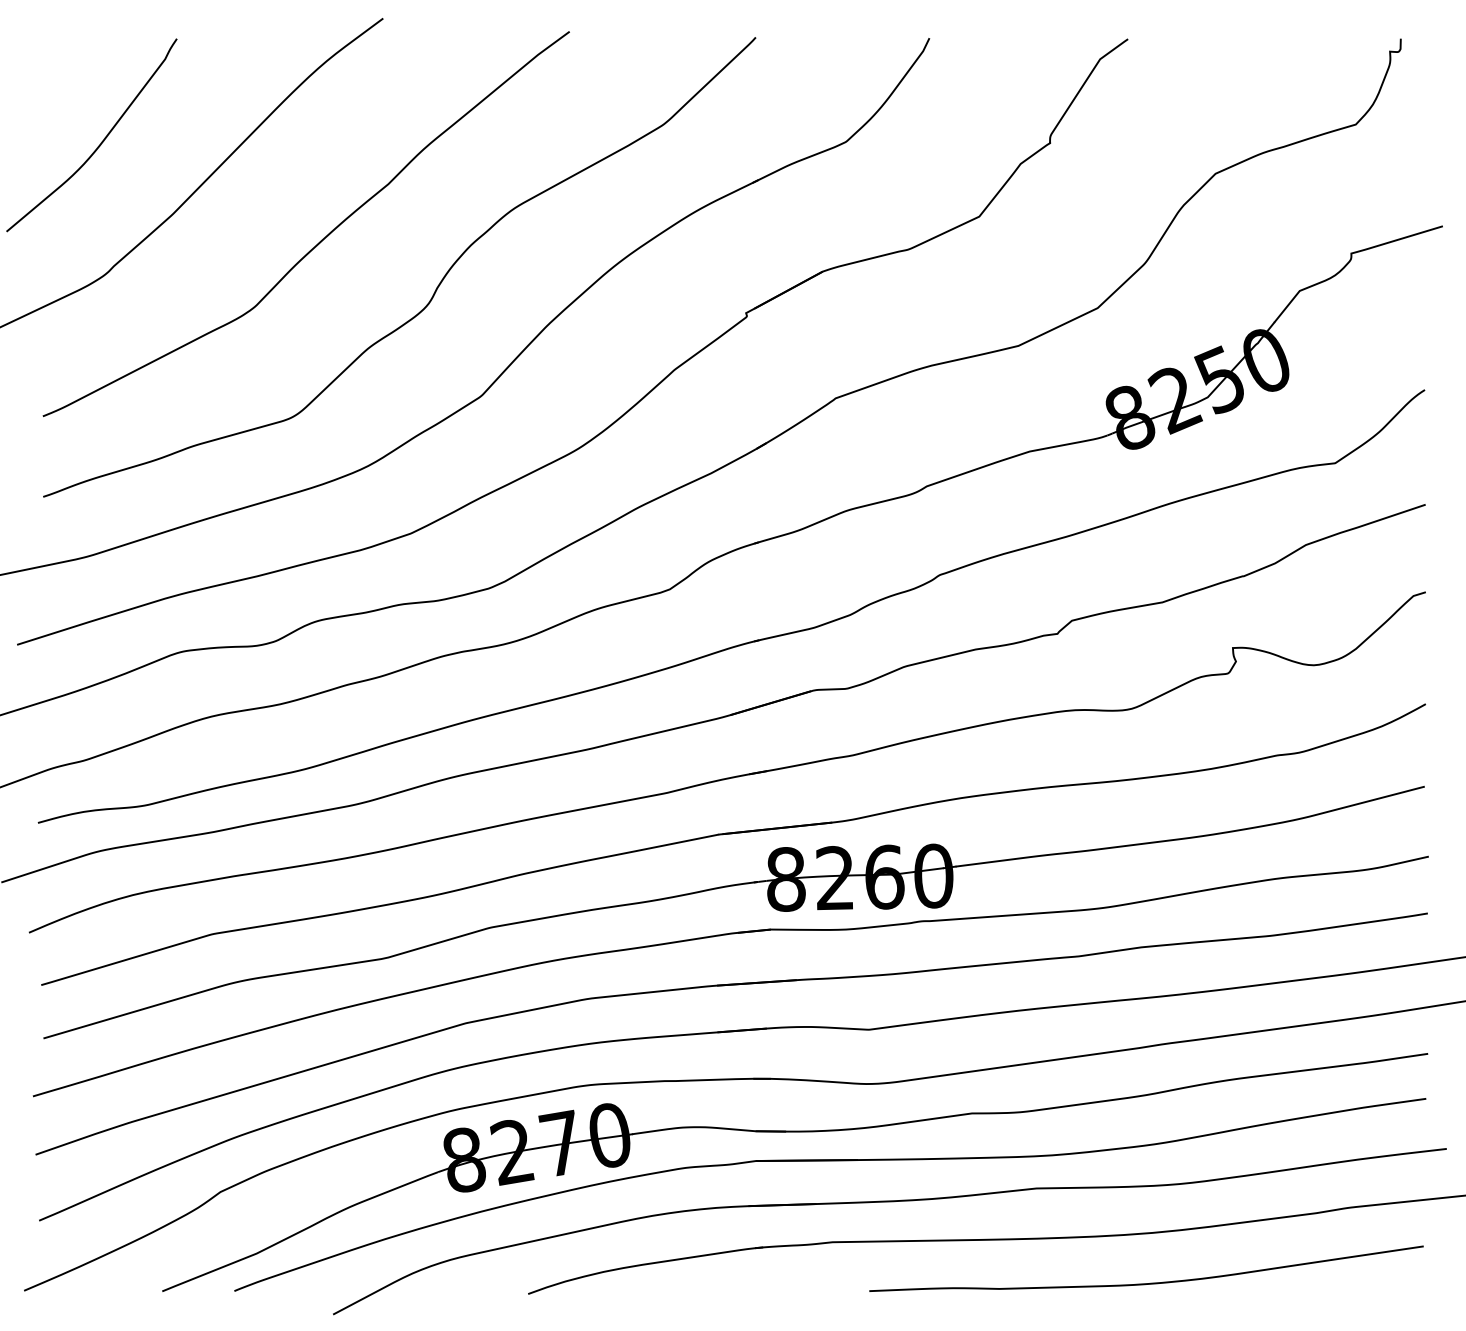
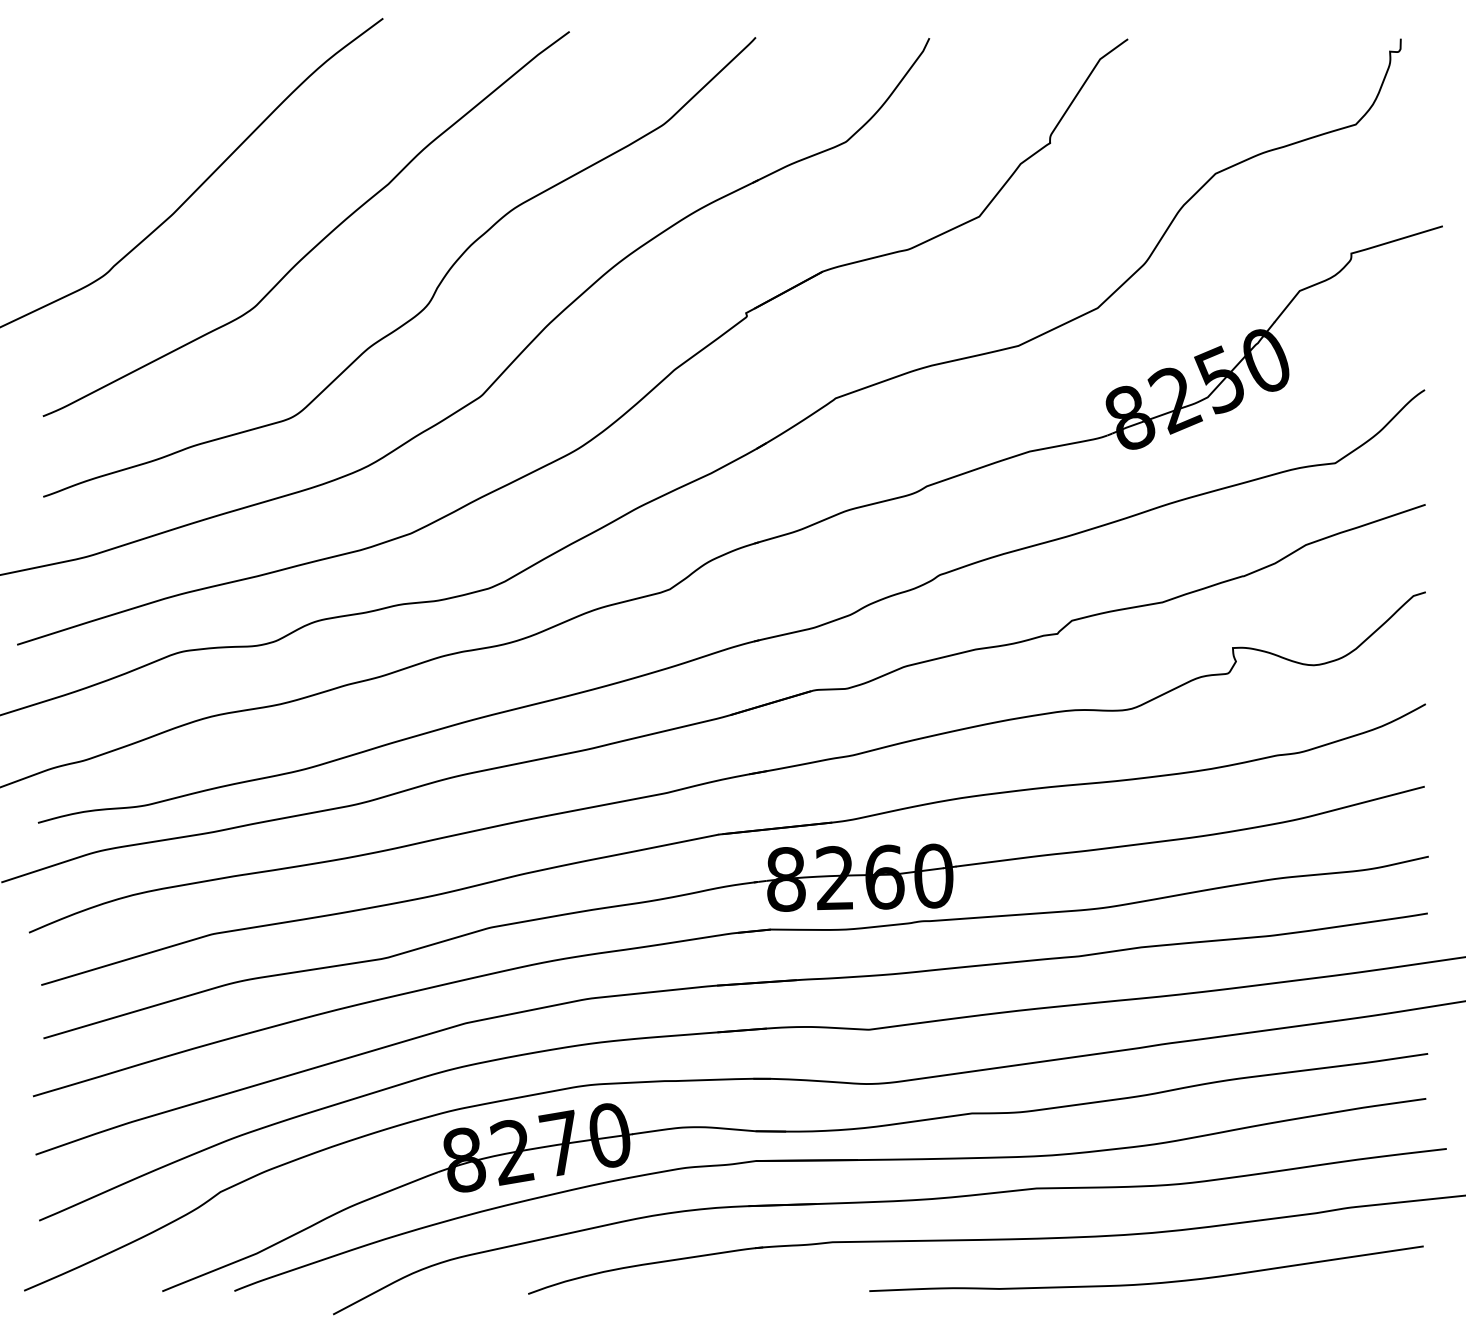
curve: present -> none (101, 141)
